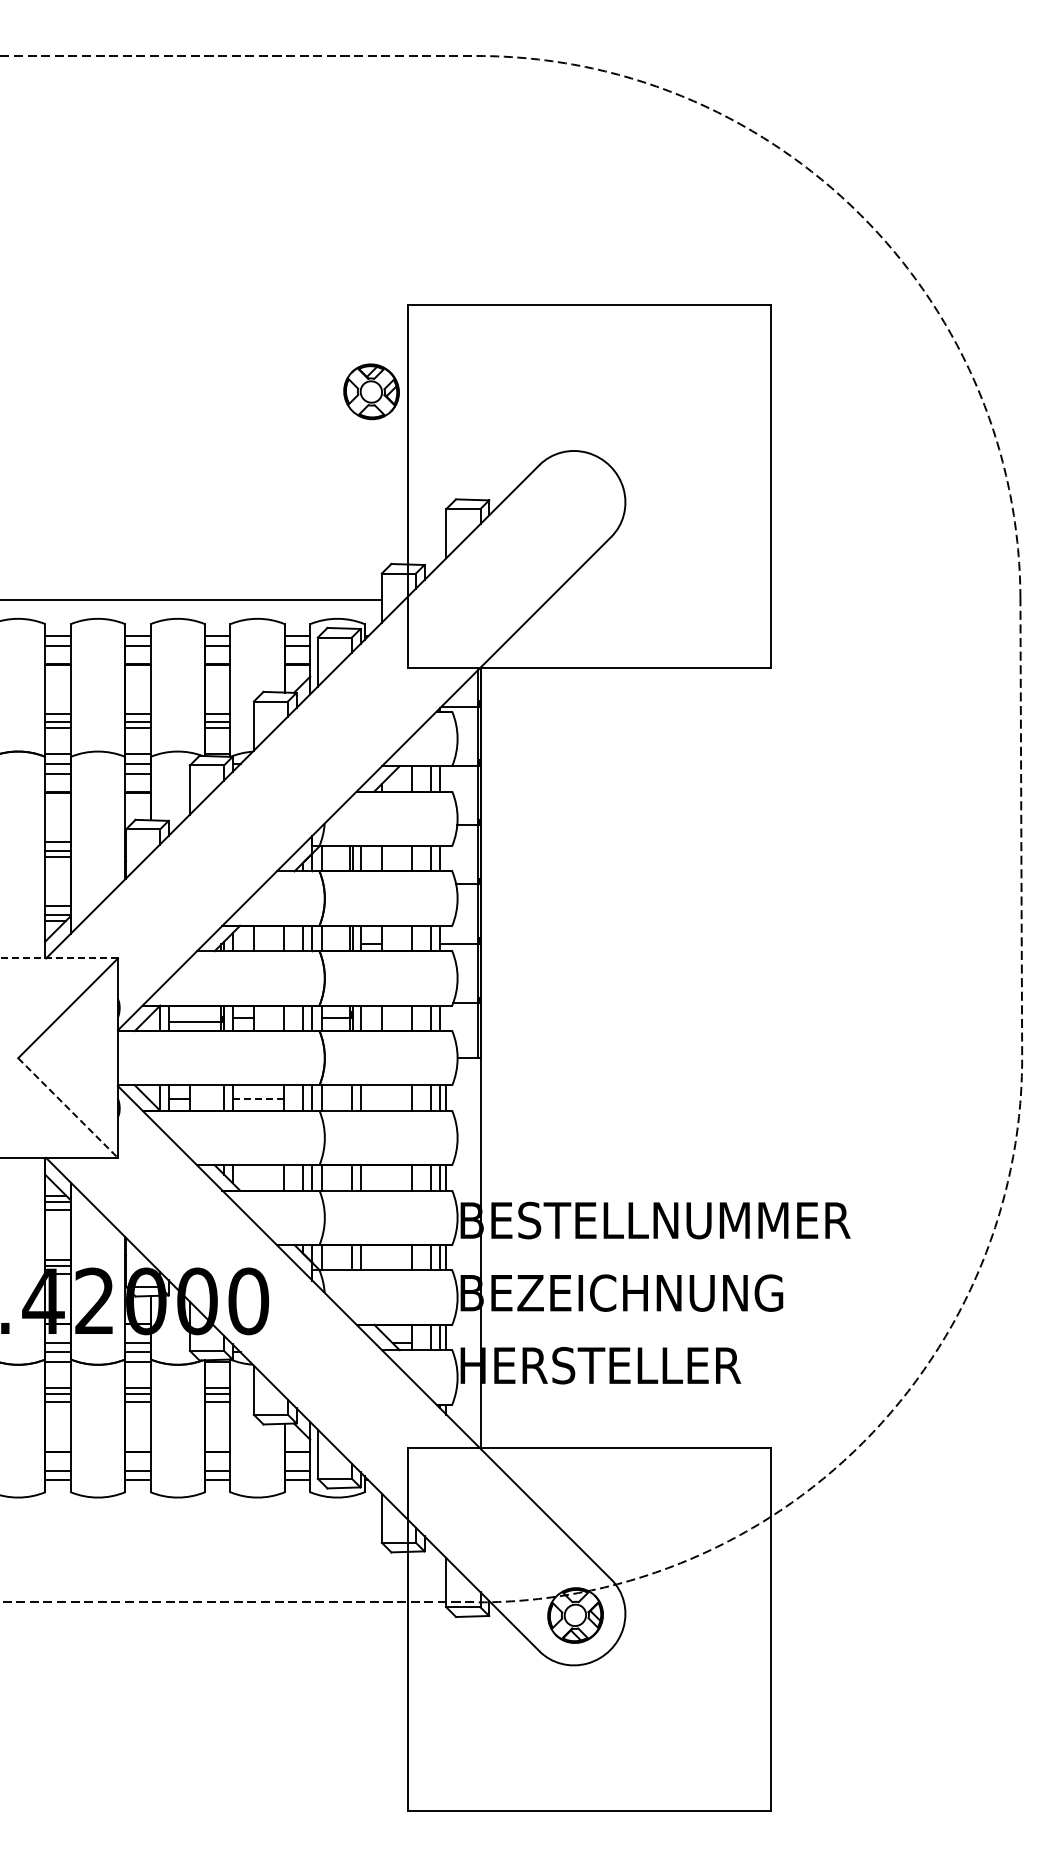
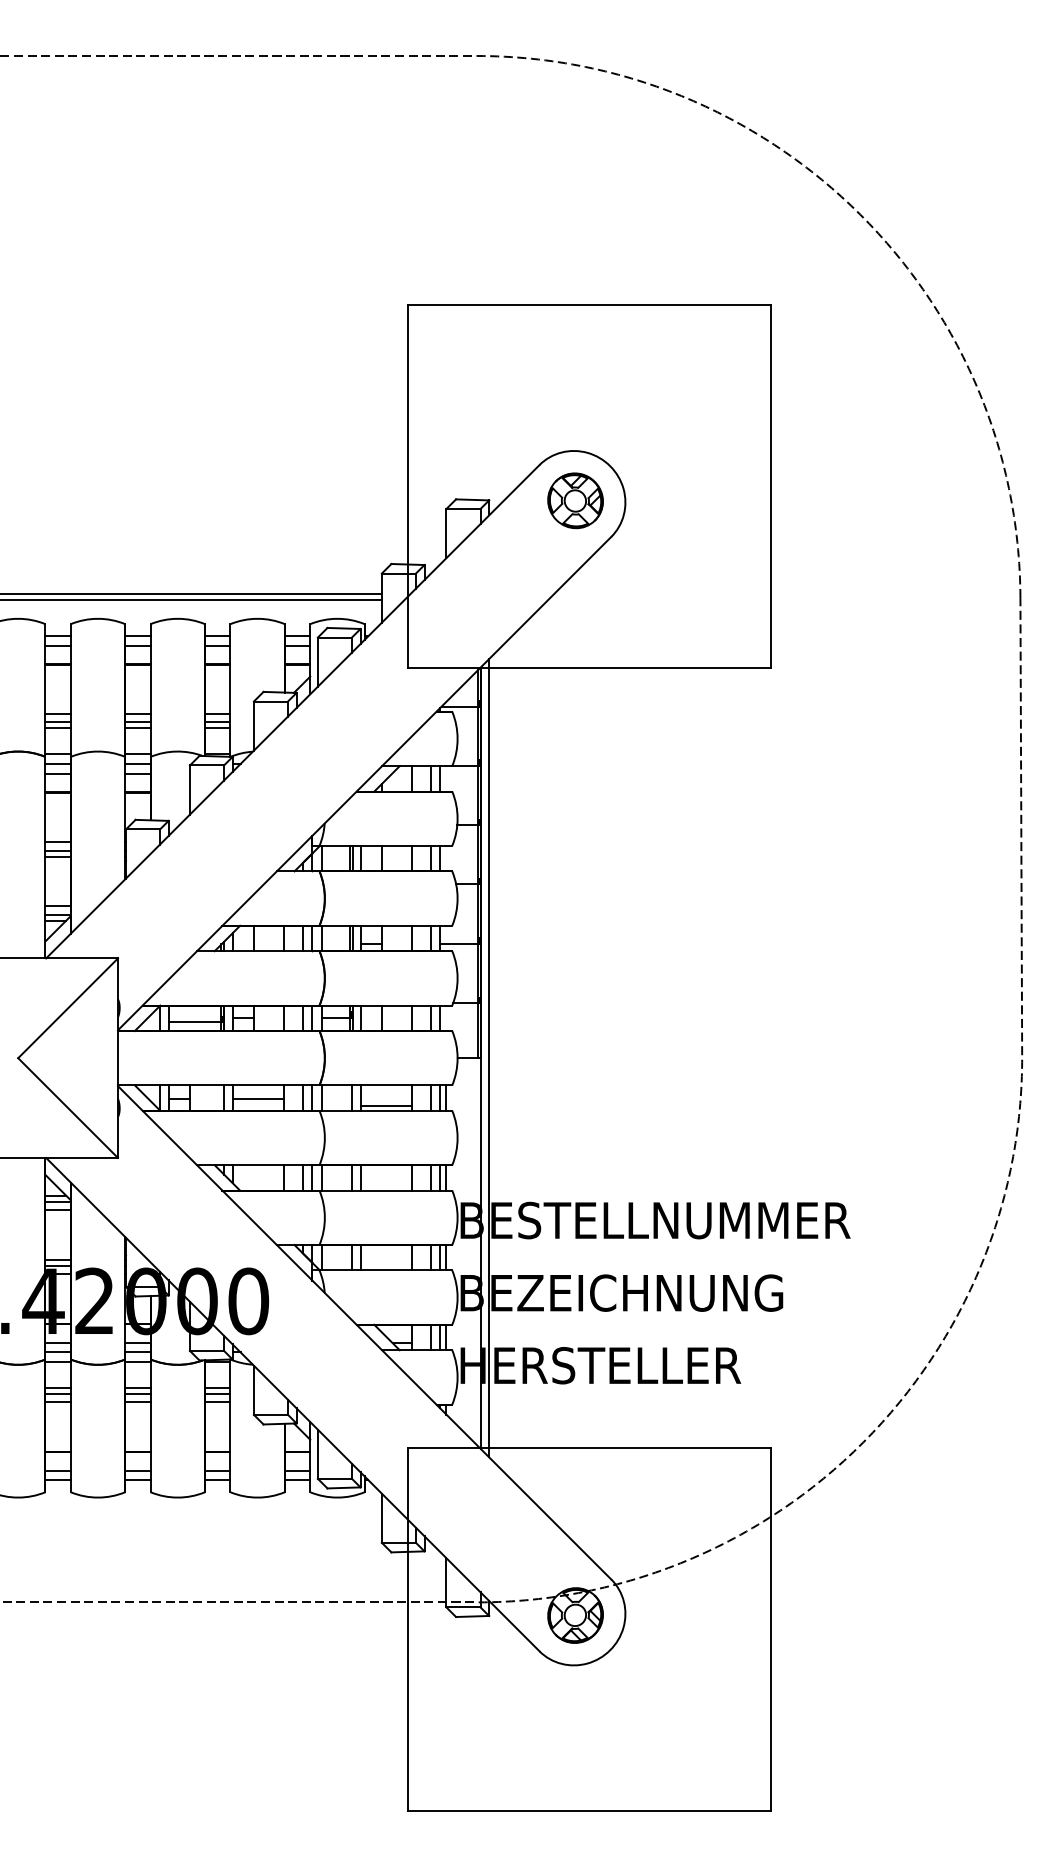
part position: (371, 391) -> (575, 500) (575, 500)
line: none -> present (191, 594)
line: dashed -> solid (59, 958)
line: none -> present (489, 1058)
line: dashed -> solid (258, 1098)
line: none -> present (385, 1106)
line: dashed -> solid (68, 1108)
